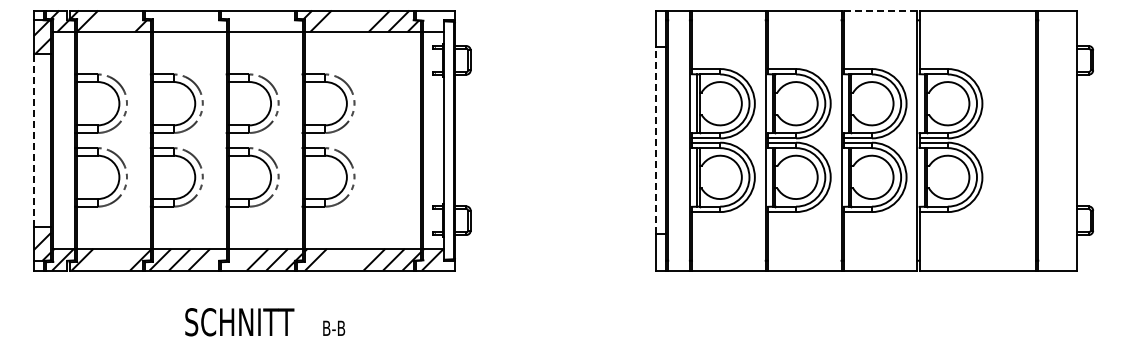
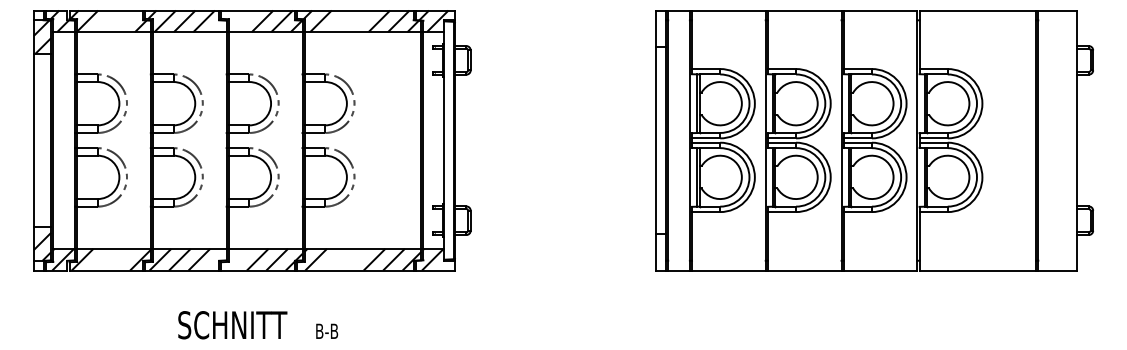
line: dashed -> solid (880, 10)
hatch: none -> present (181, 21)
hatch: none -> present (276, 21)
hatch: none -> present (433, 21)
line: dashed -> solid (33, 140)
line: dashed -> solid (656, 140)
text position: (265, 322) -> (258, 325) (258, 325)
